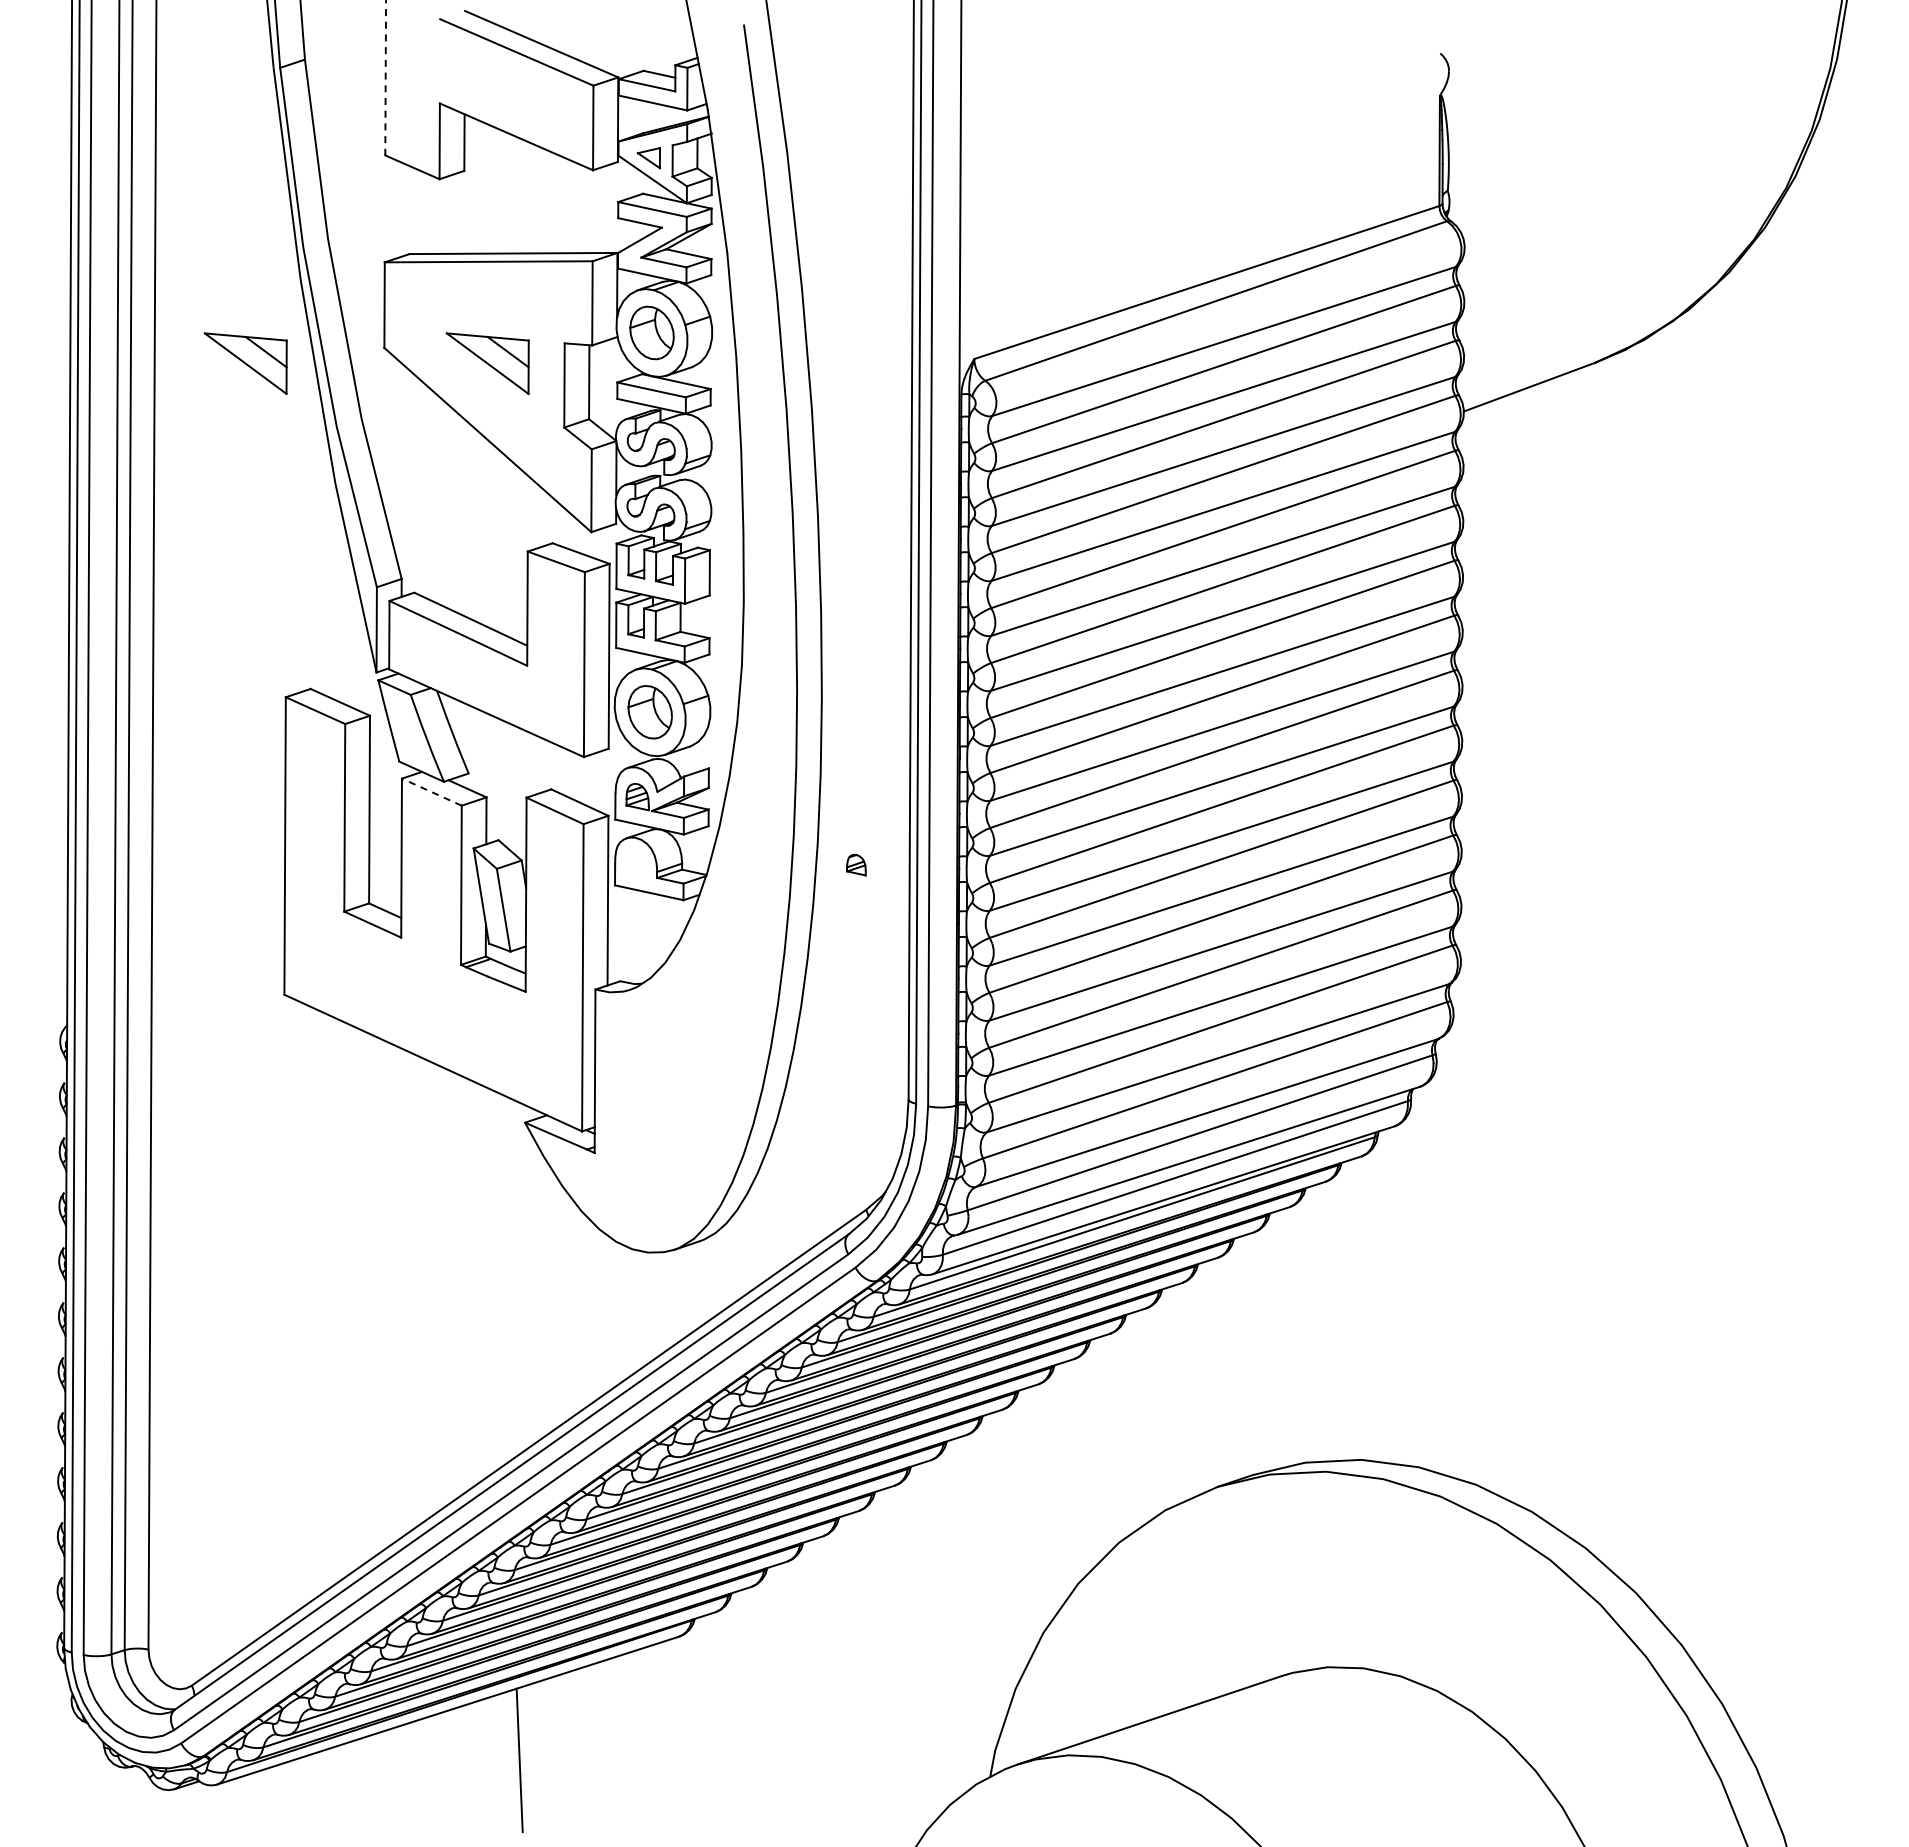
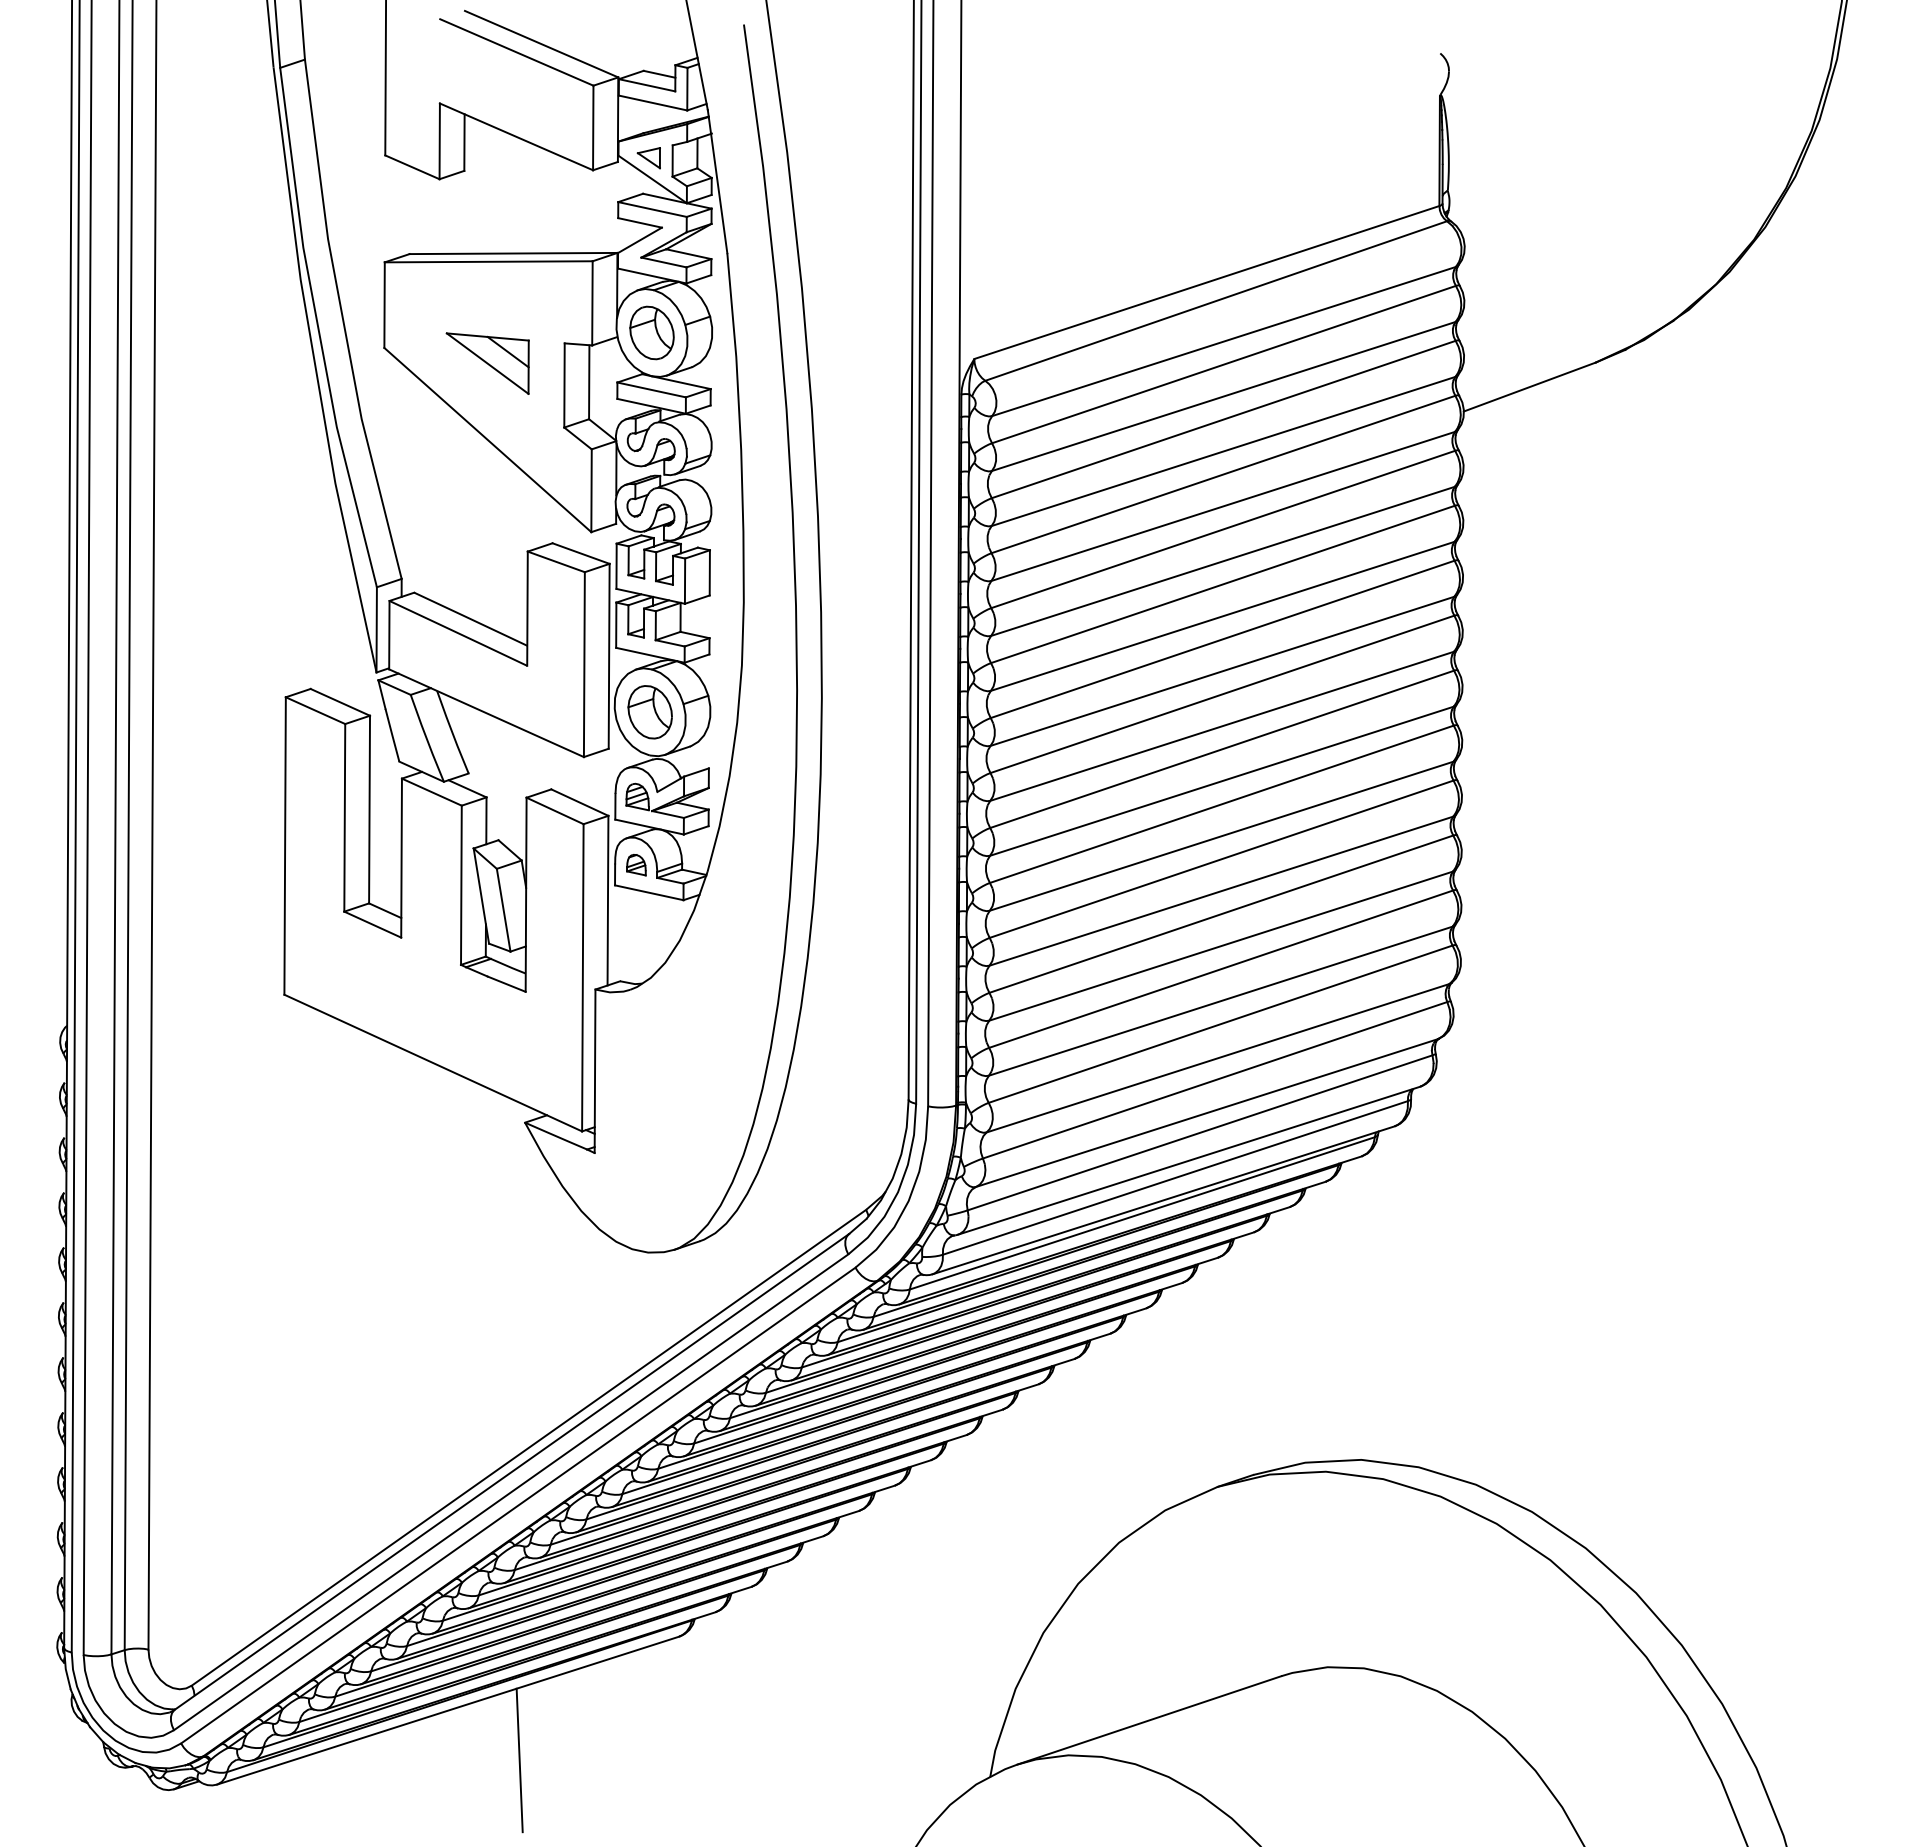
line: dashed -> solid (385, 78)
part: present -> none (245, 363)
line: dashed -> solid (431, 792)
part position: (856, 865) -> (636, 865) (636, 865)
